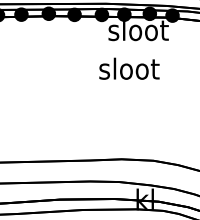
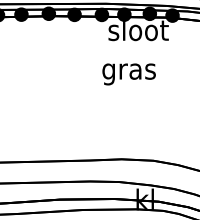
text: sloot -> gras (129, 71)
